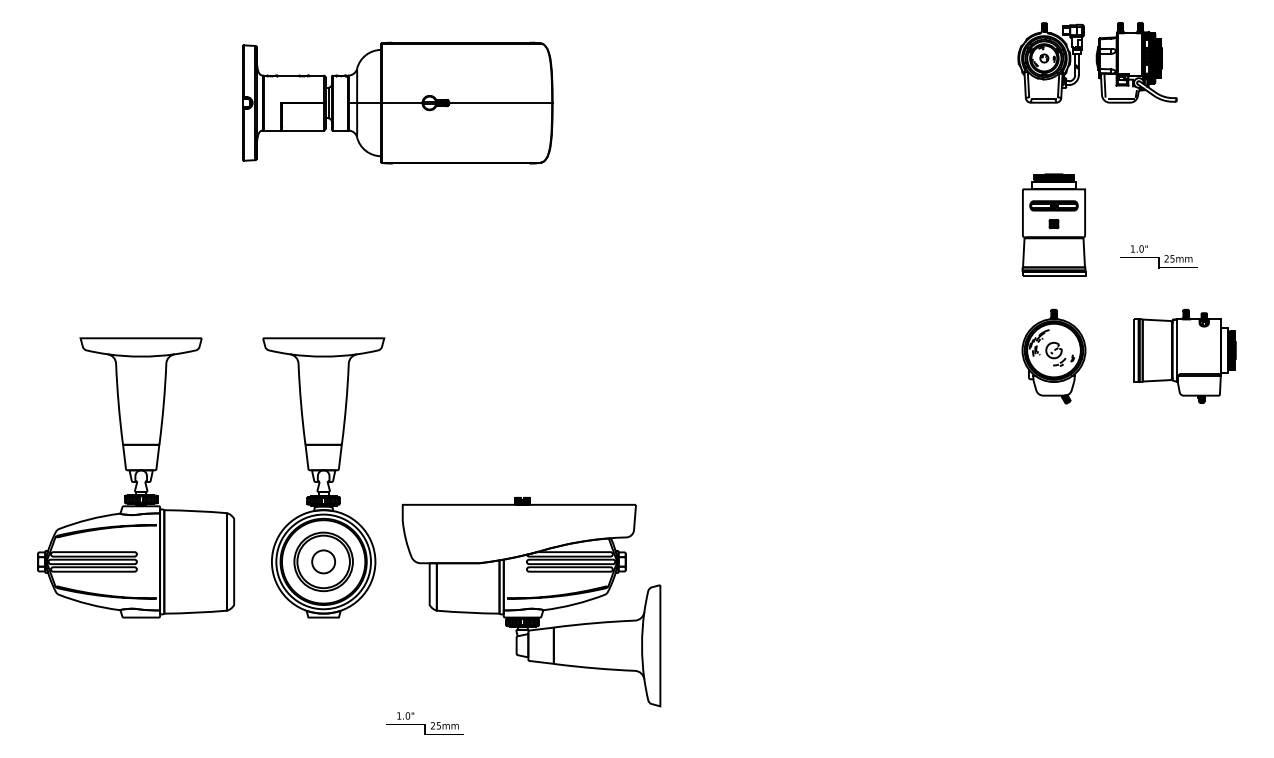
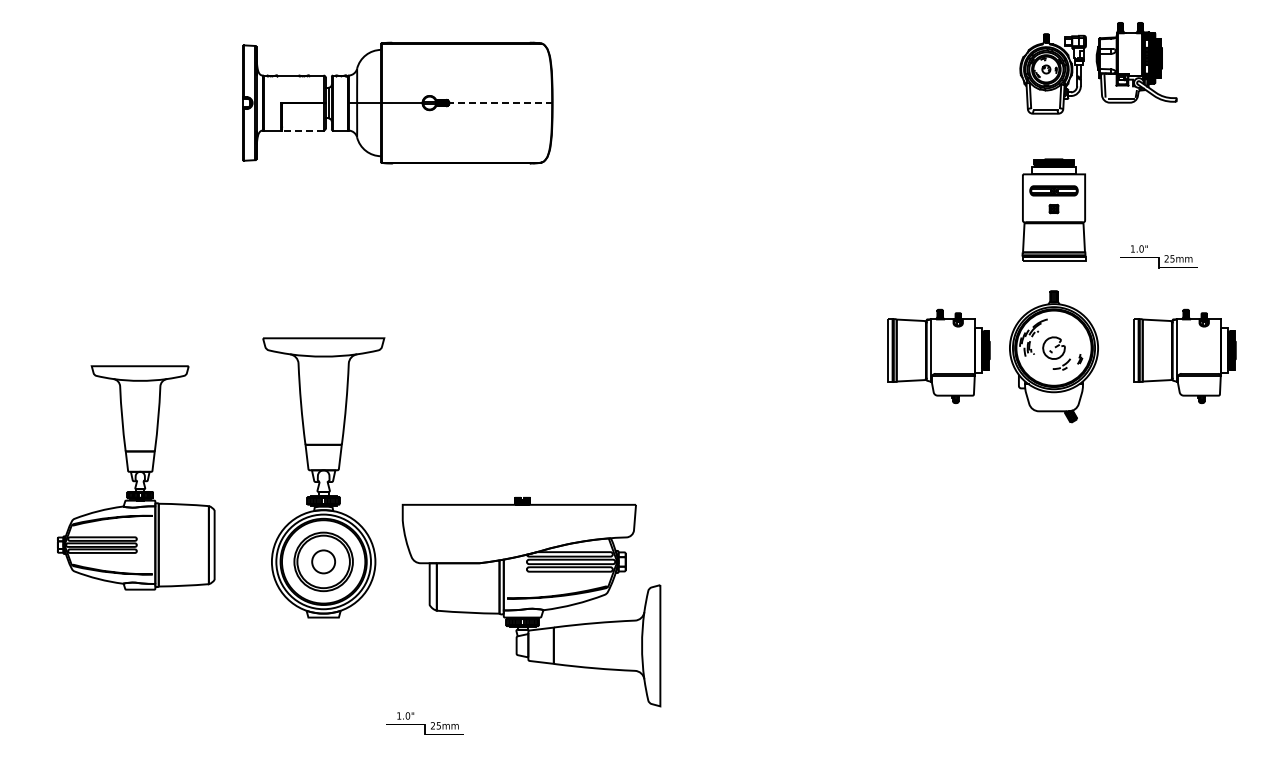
part position: (1050, 62) -> (1052, 73) (1052, 73)
line: solid -> dashed (501, 103)
line: solid -> dashed (302, 130)
part position: (1053, 224) -> (1053, 209) (1053, 209)
part: none -> present (938, 355)
part size: 66x97 px -> 90x134 px (1053, 356)
part size: 199x282 px -> 159x226 px (136, 477)
